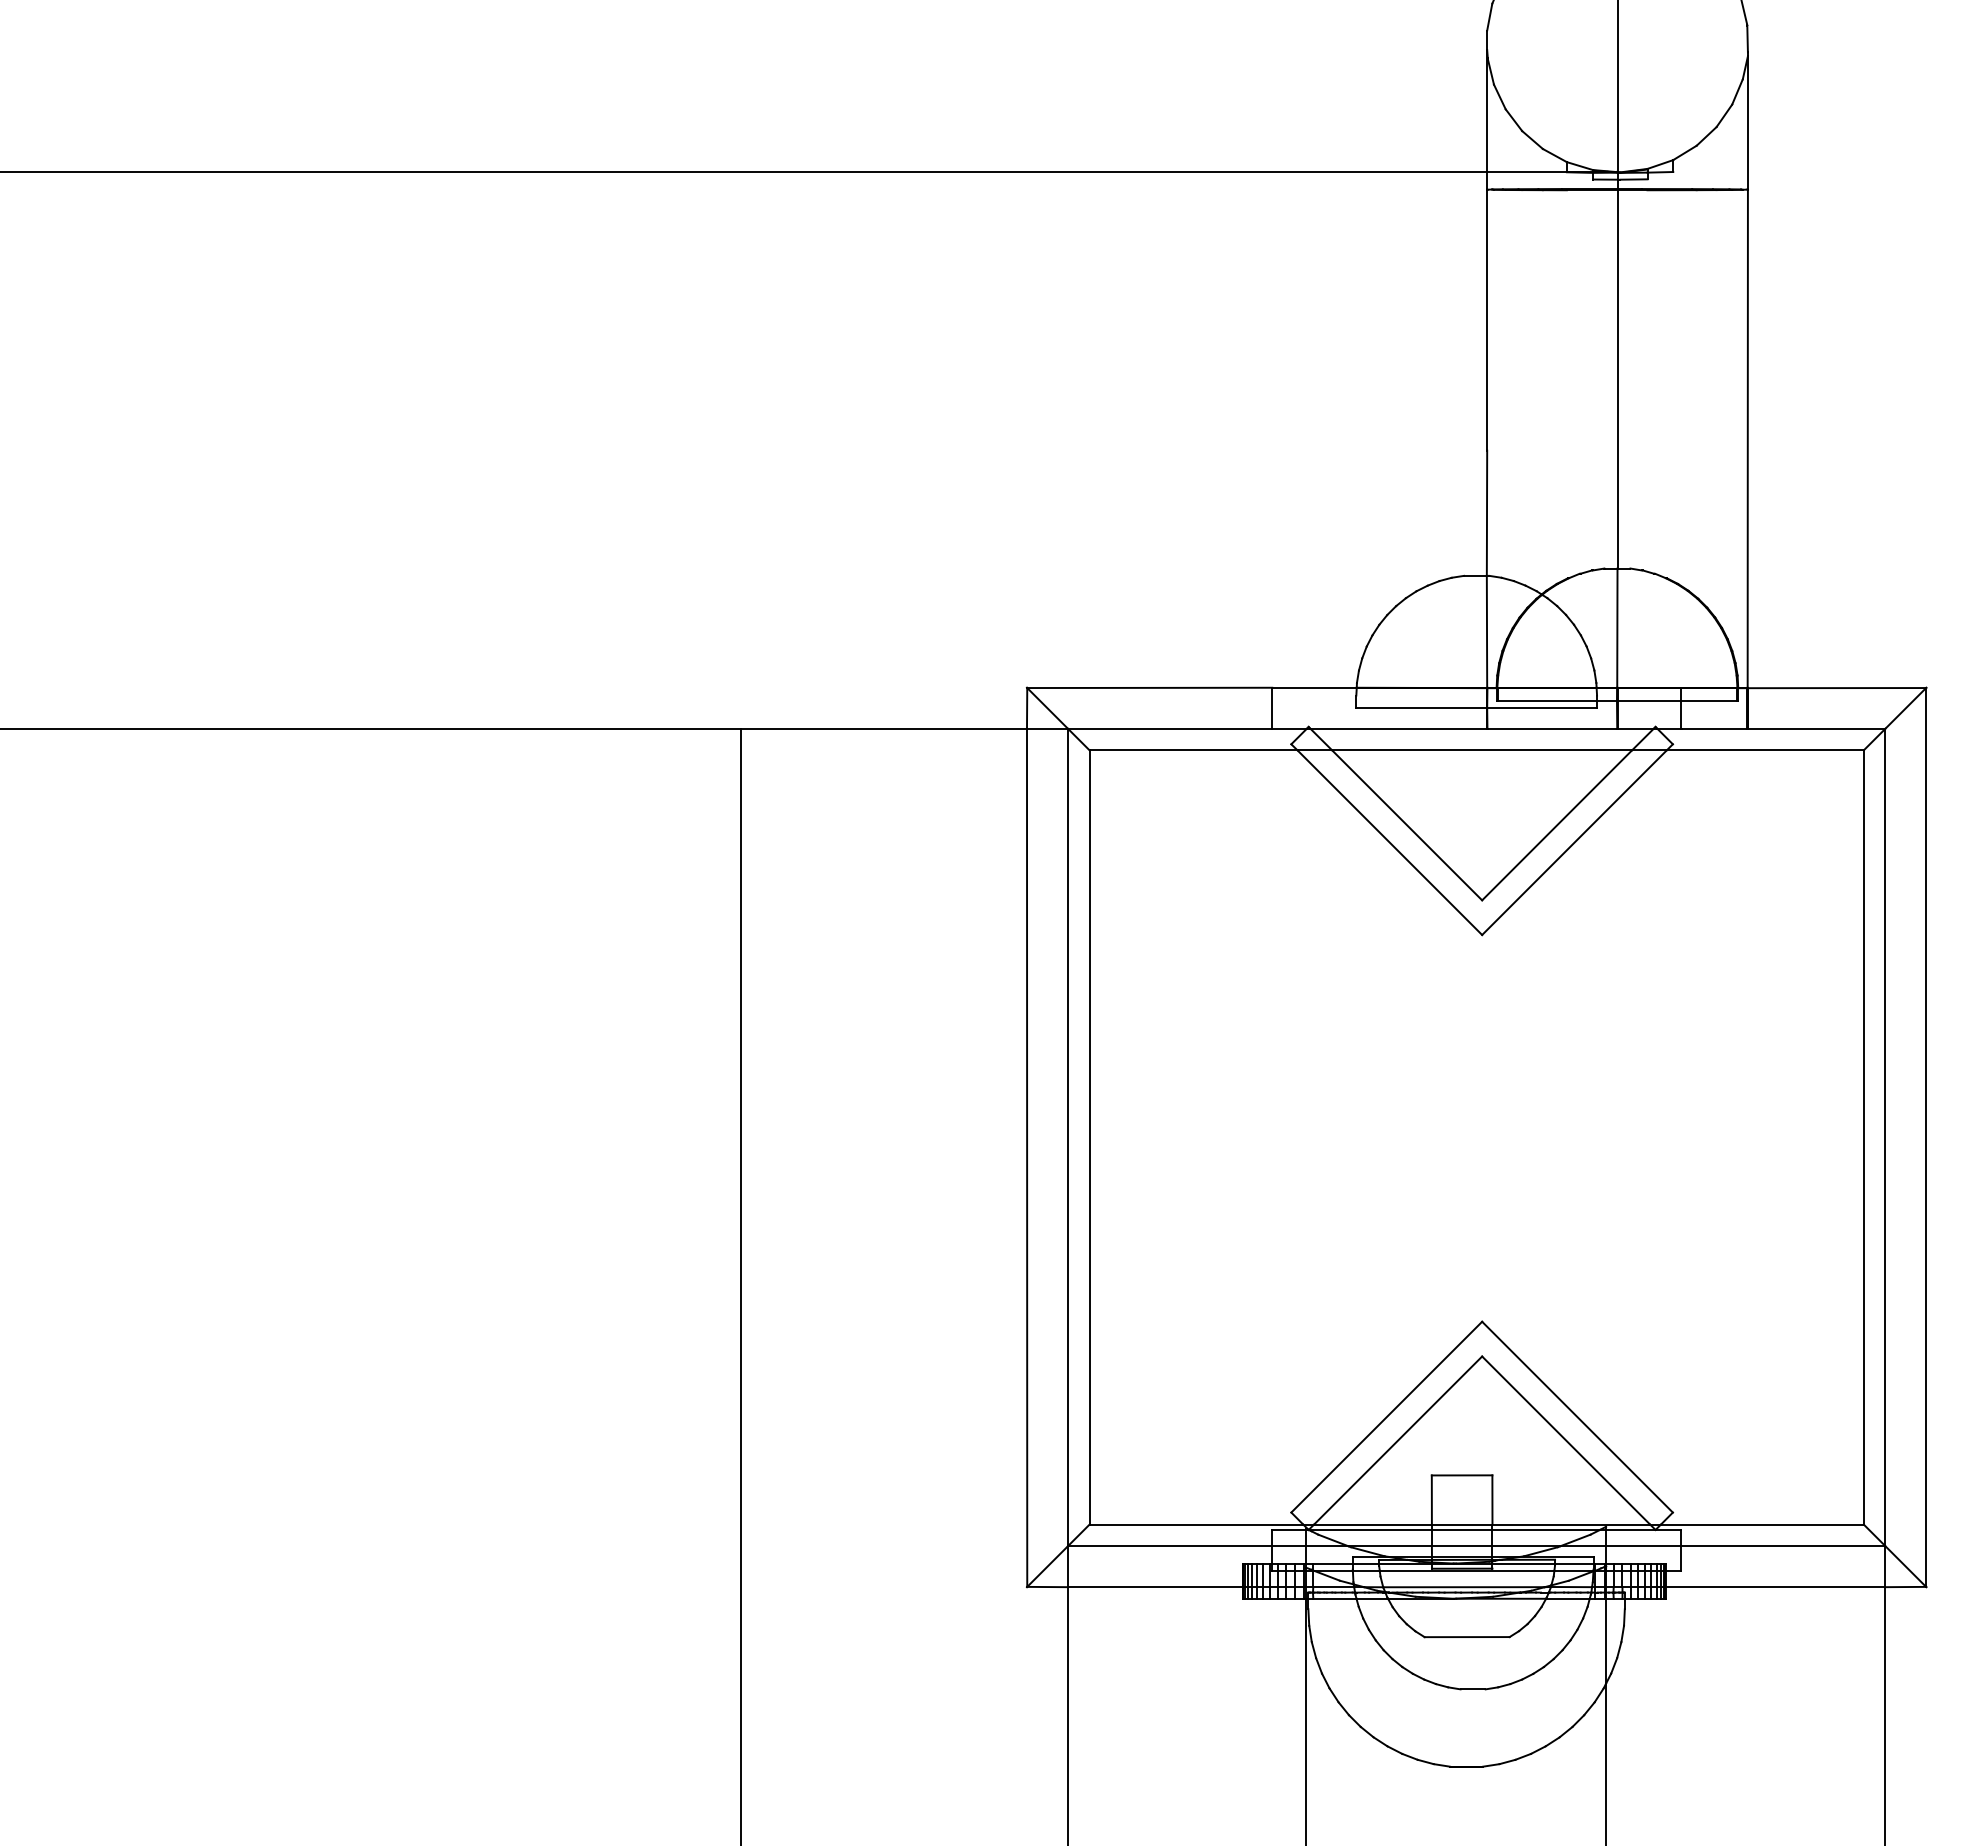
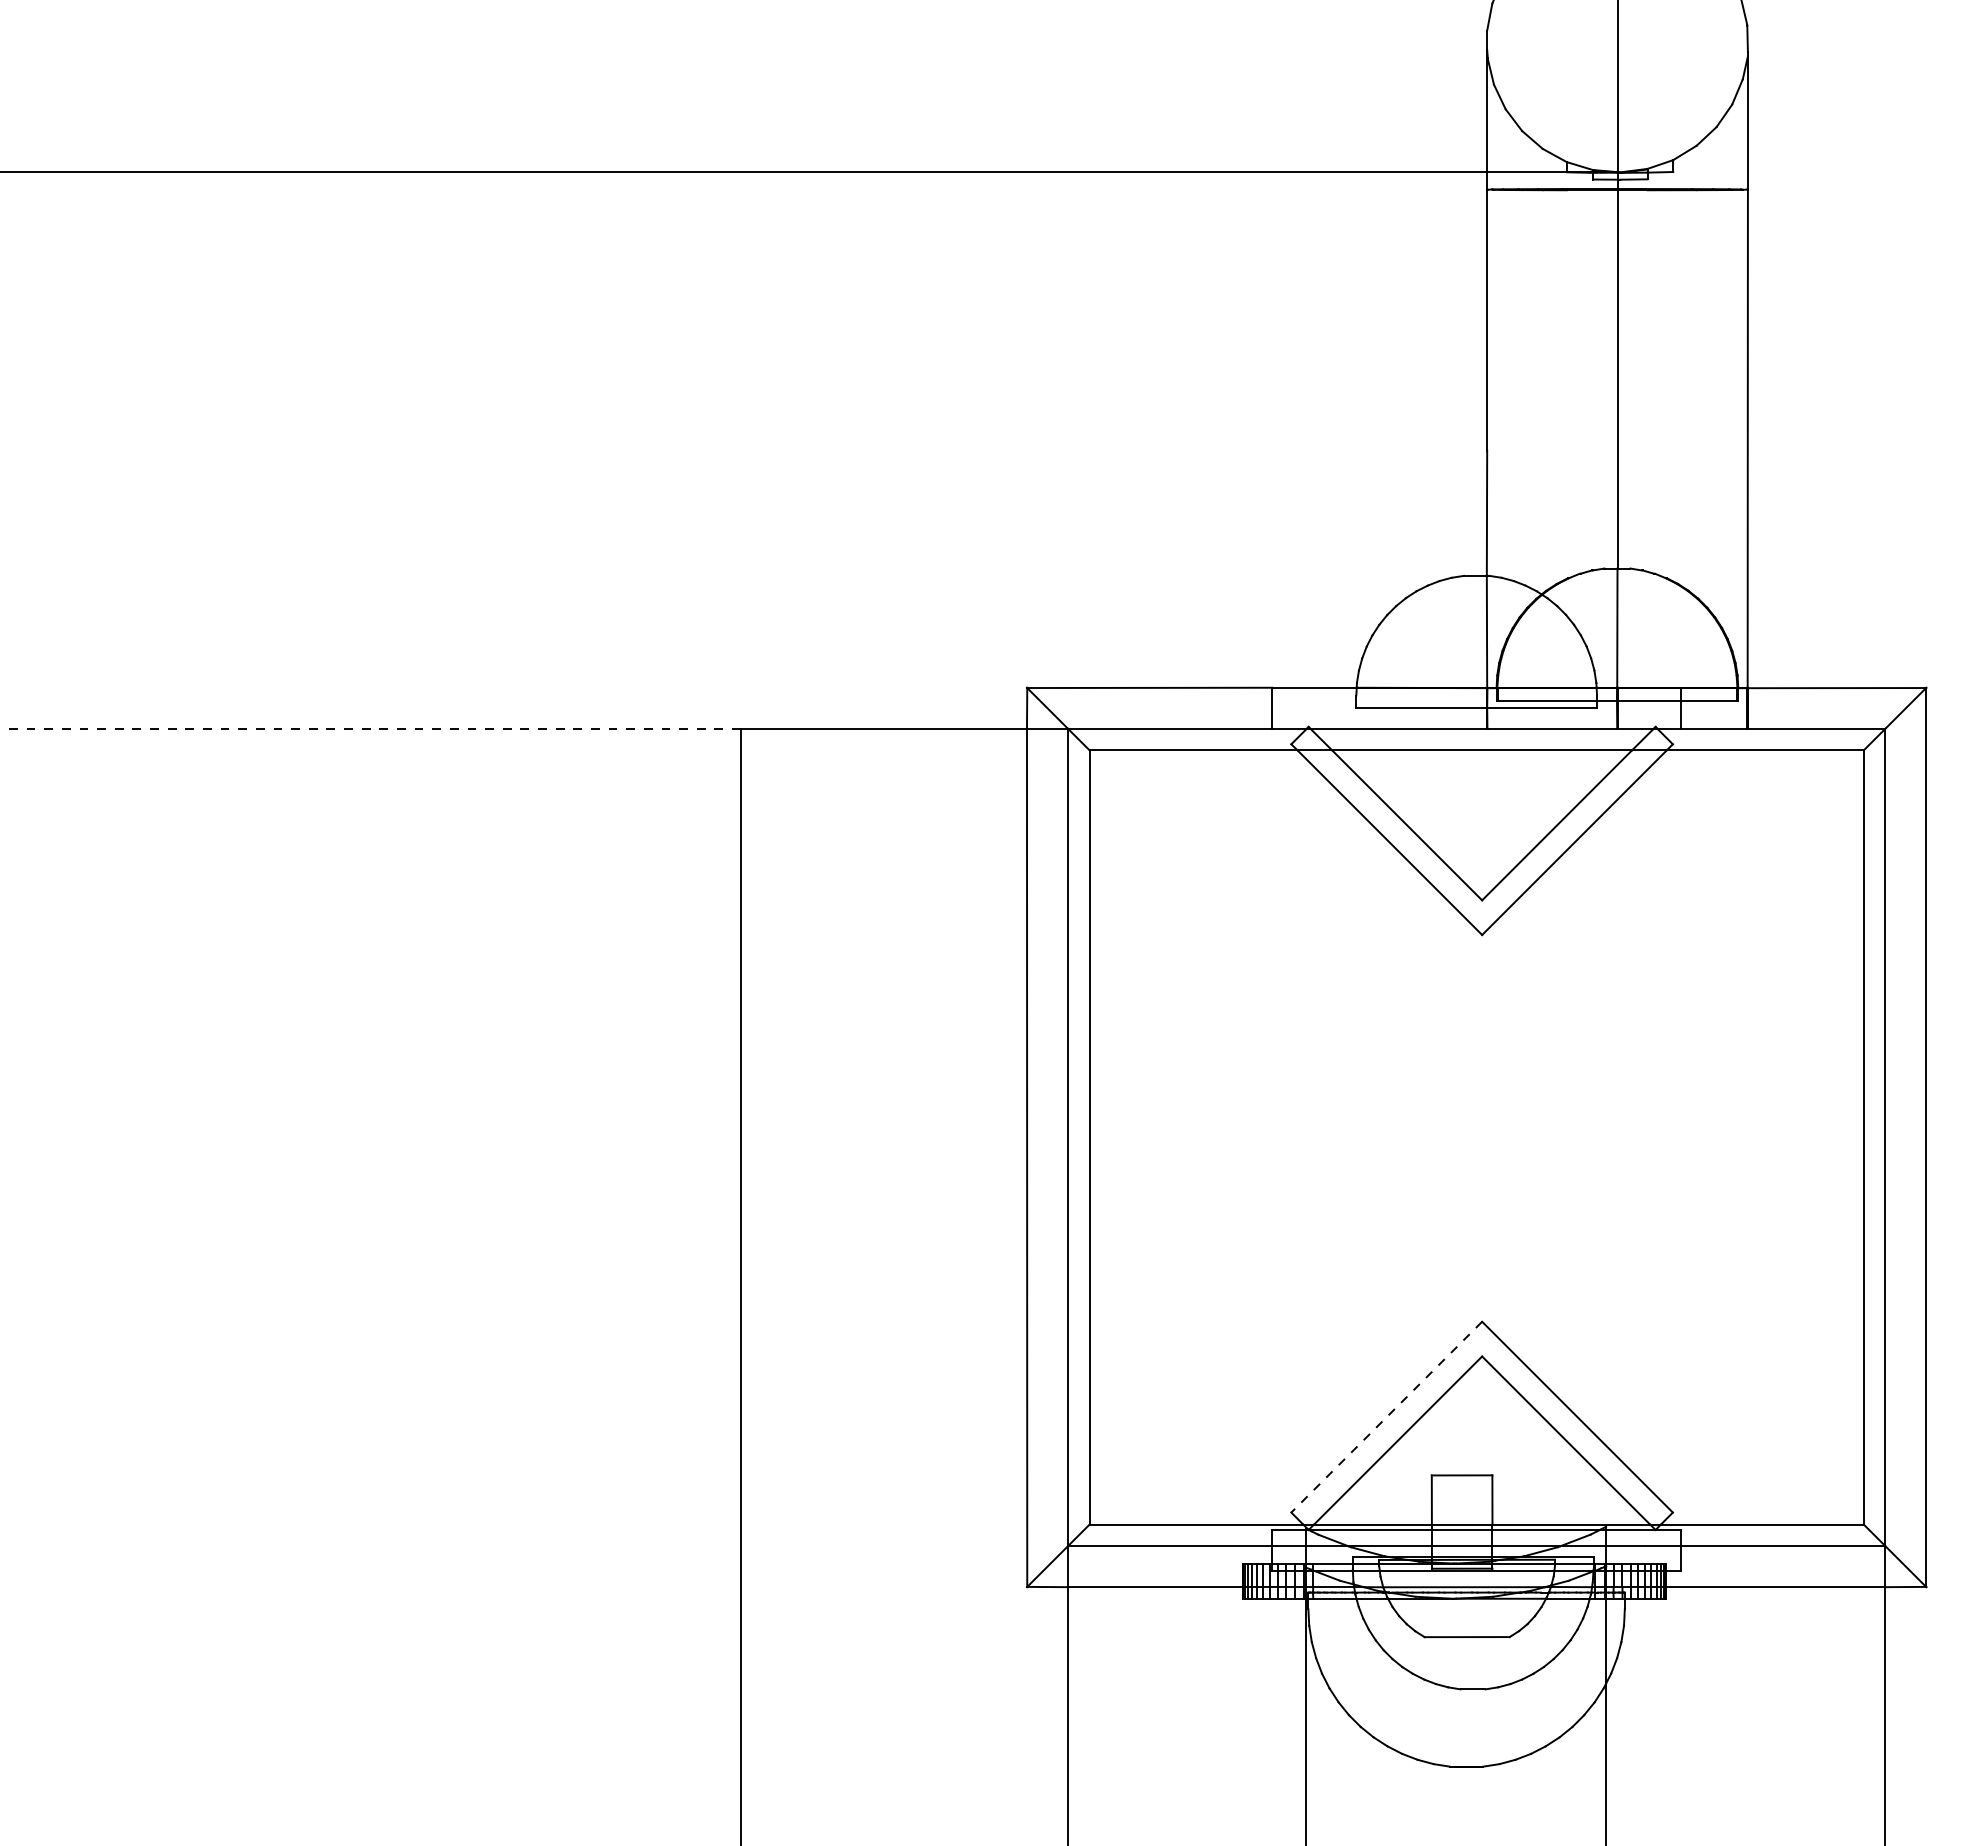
line: solid -> dashed (370, 728)
line: solid -> dashed (1386, 1417)
